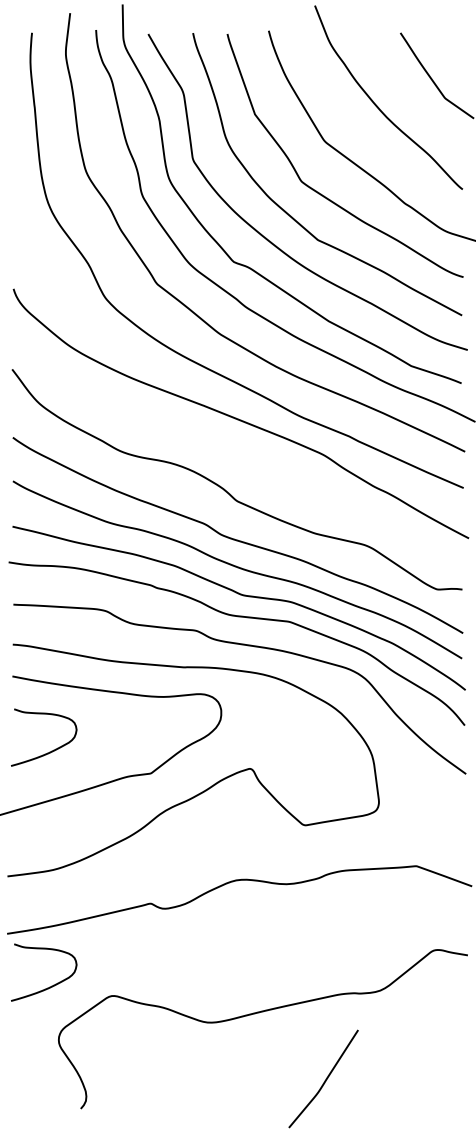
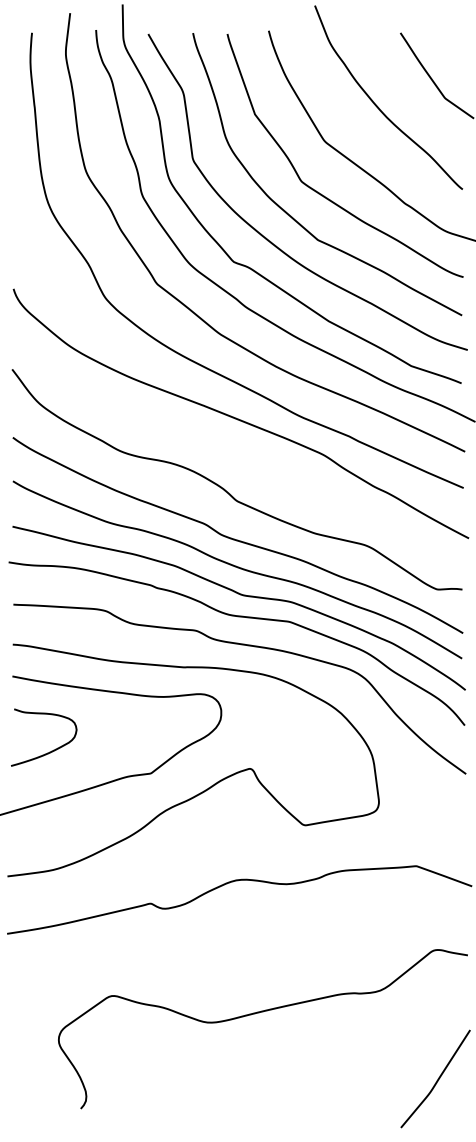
curve: present -> none (51, 985)
curve position: (325, 1079) -> (437, 1079) (437, 1079)
